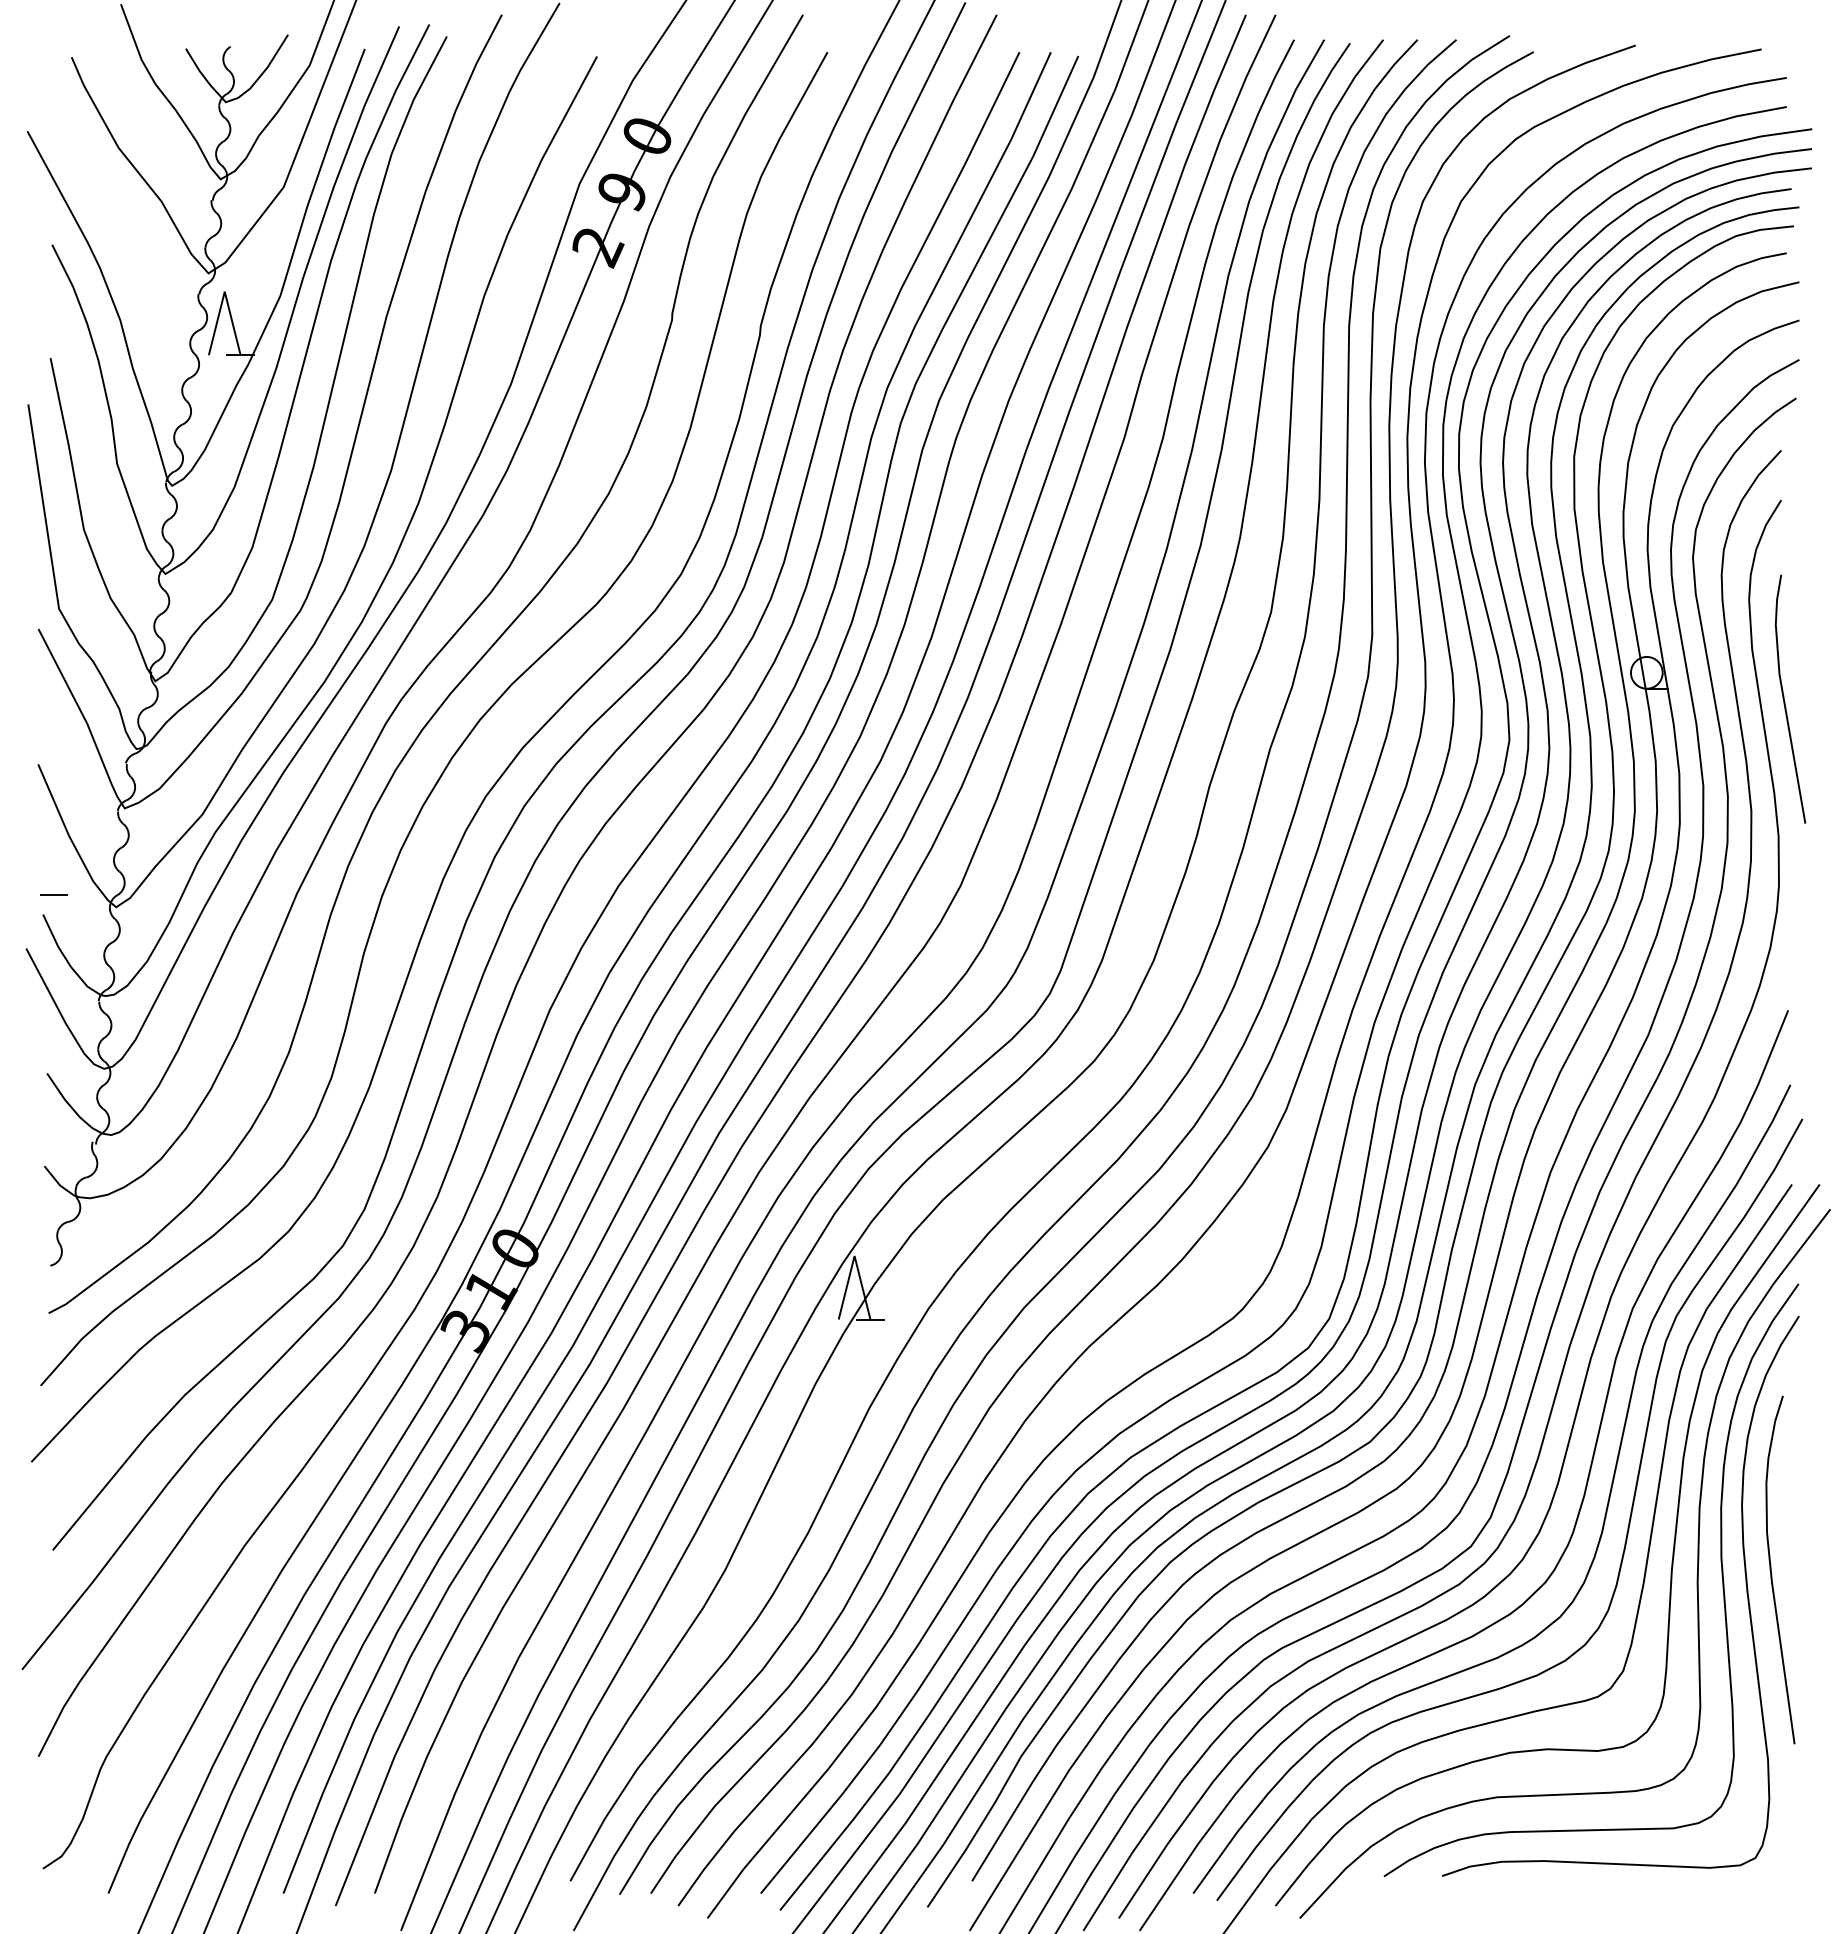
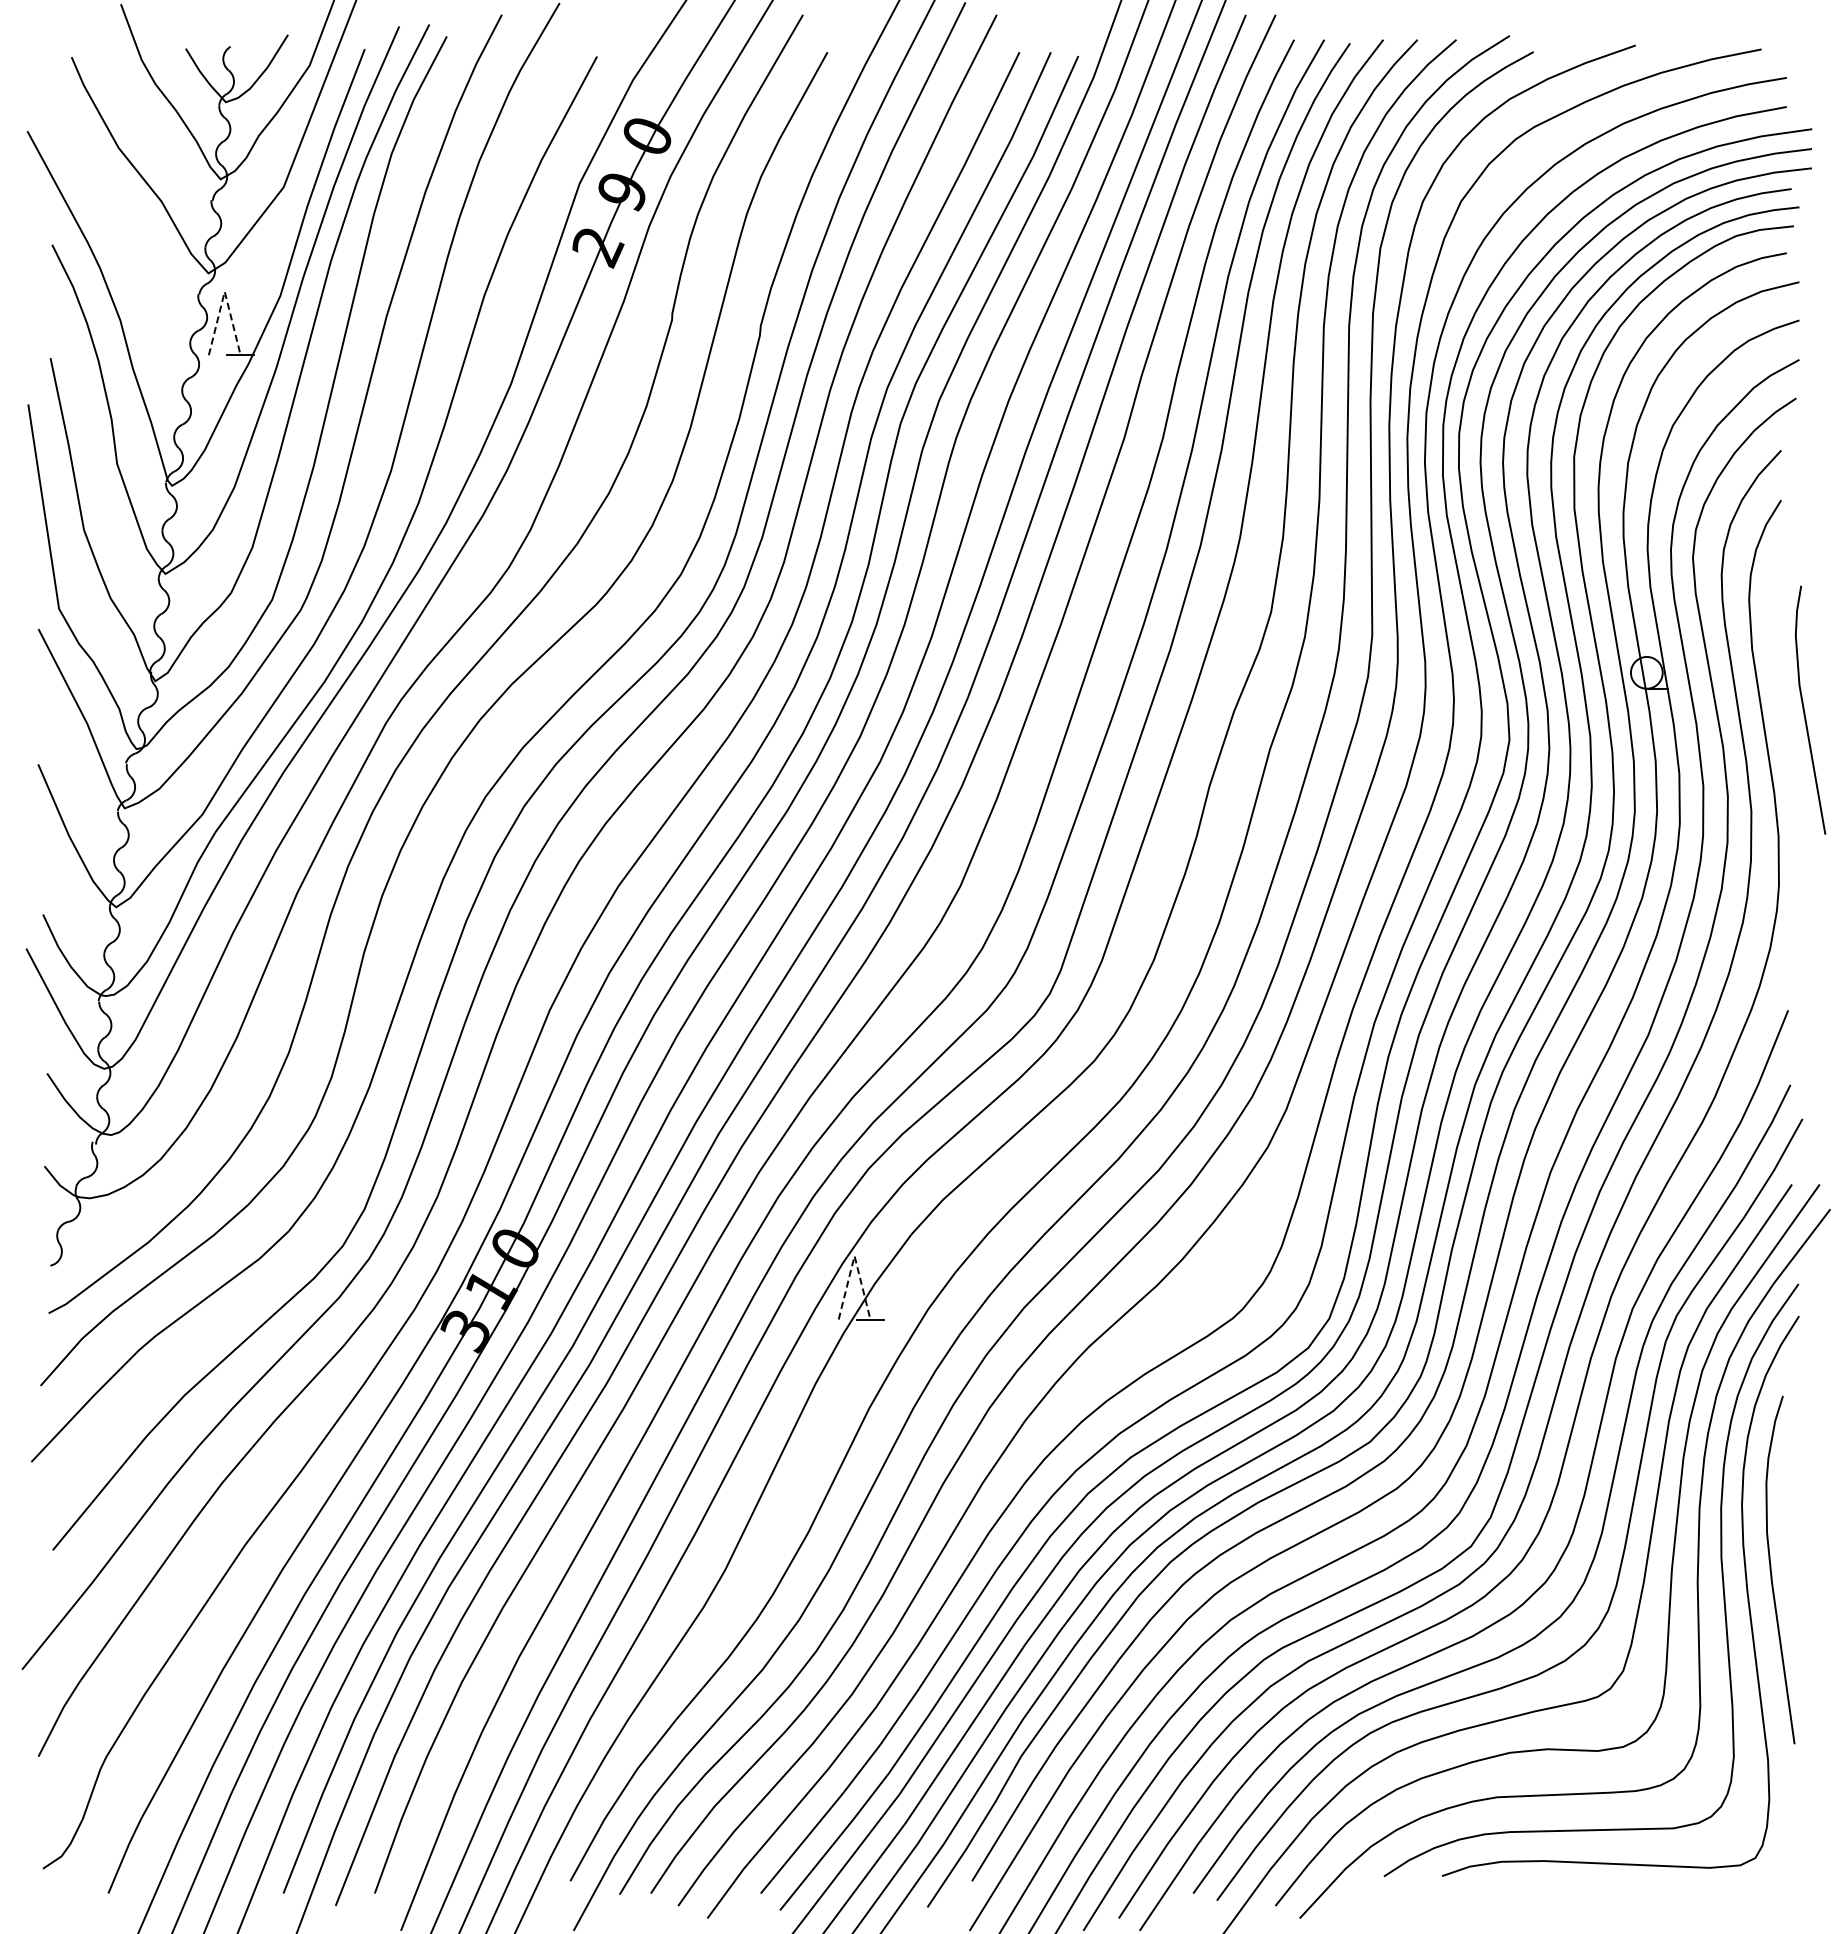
line: solid -> dashed (224, 291)
line position: (1785, 701) -> (1805, 712) (1805, 712)
line: present -> none (53, 895)
line: solid -> dashed (854, 1256)
